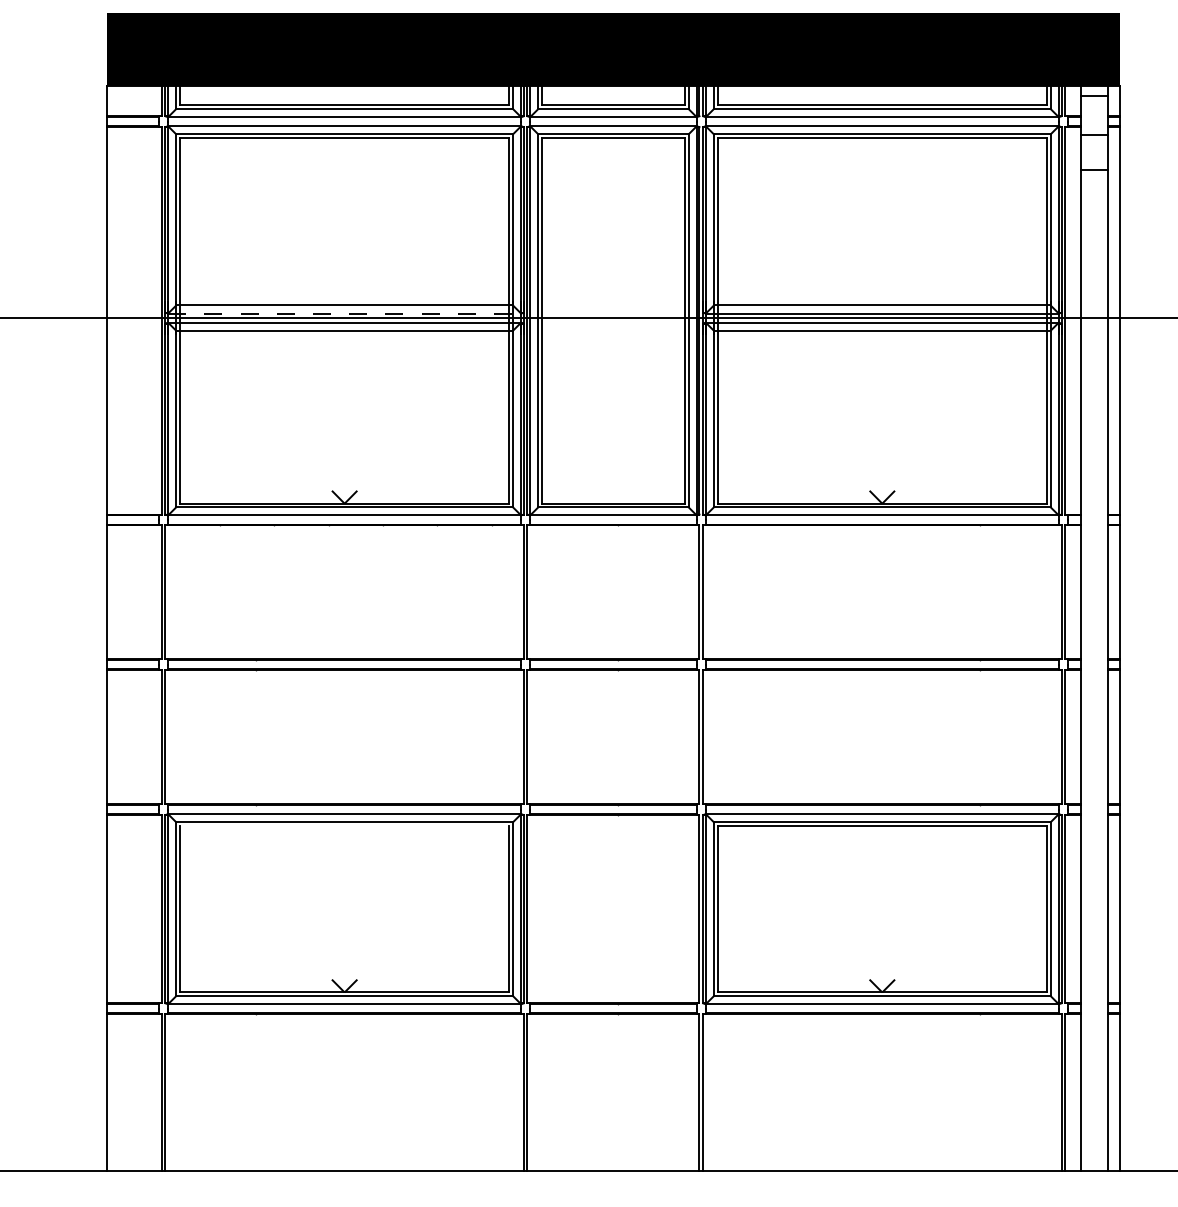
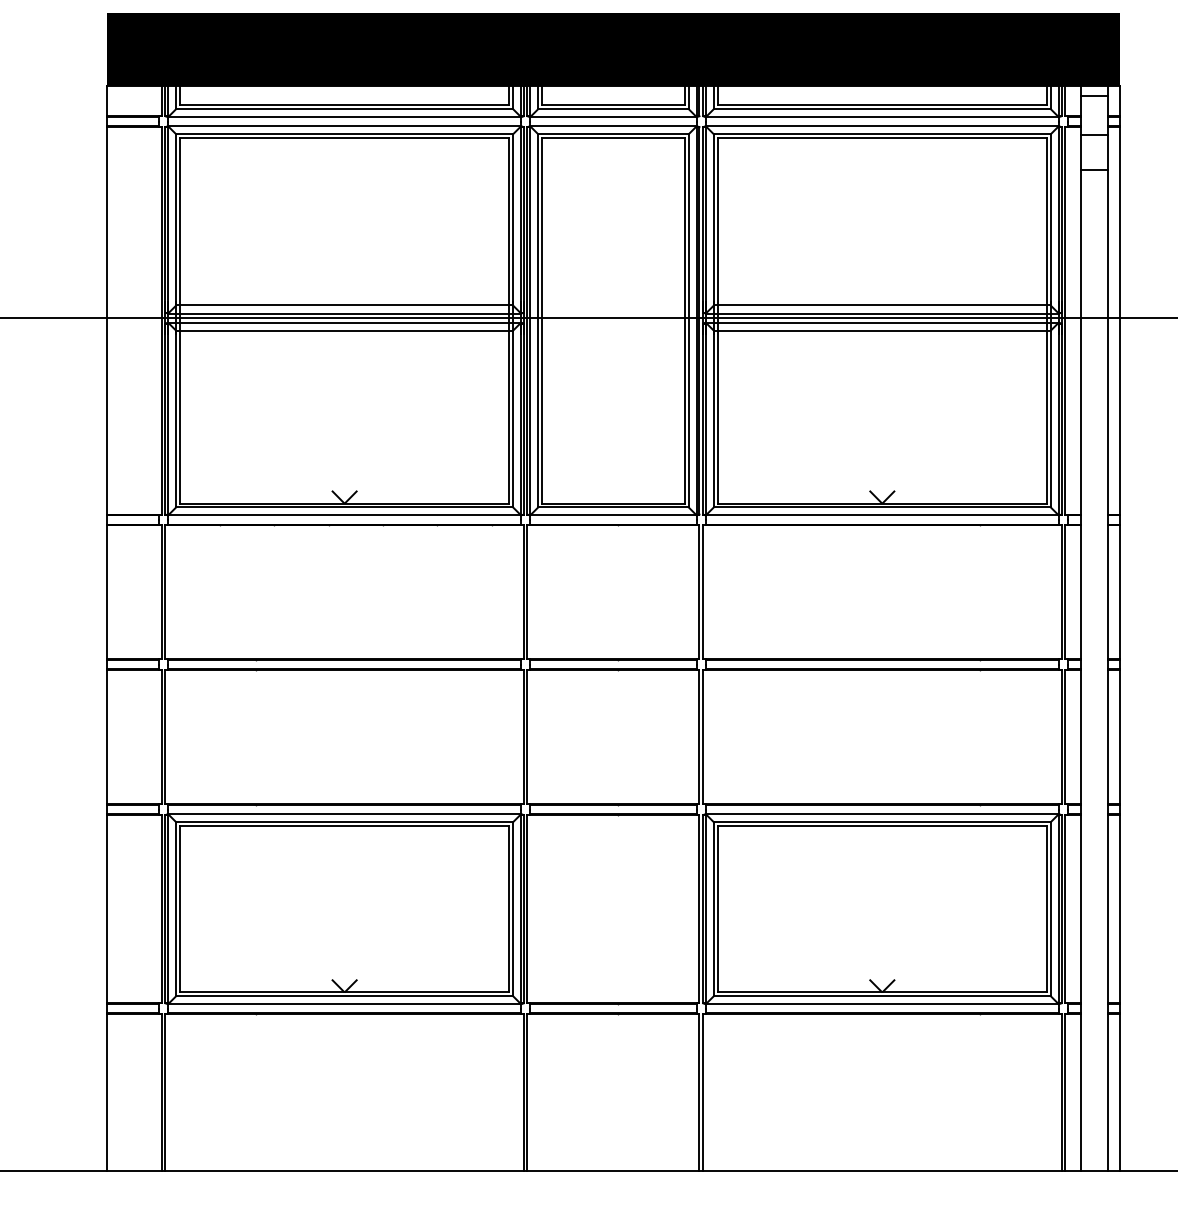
line: dashed -> solid (344, 313)
line: none -> present (344, 825)
